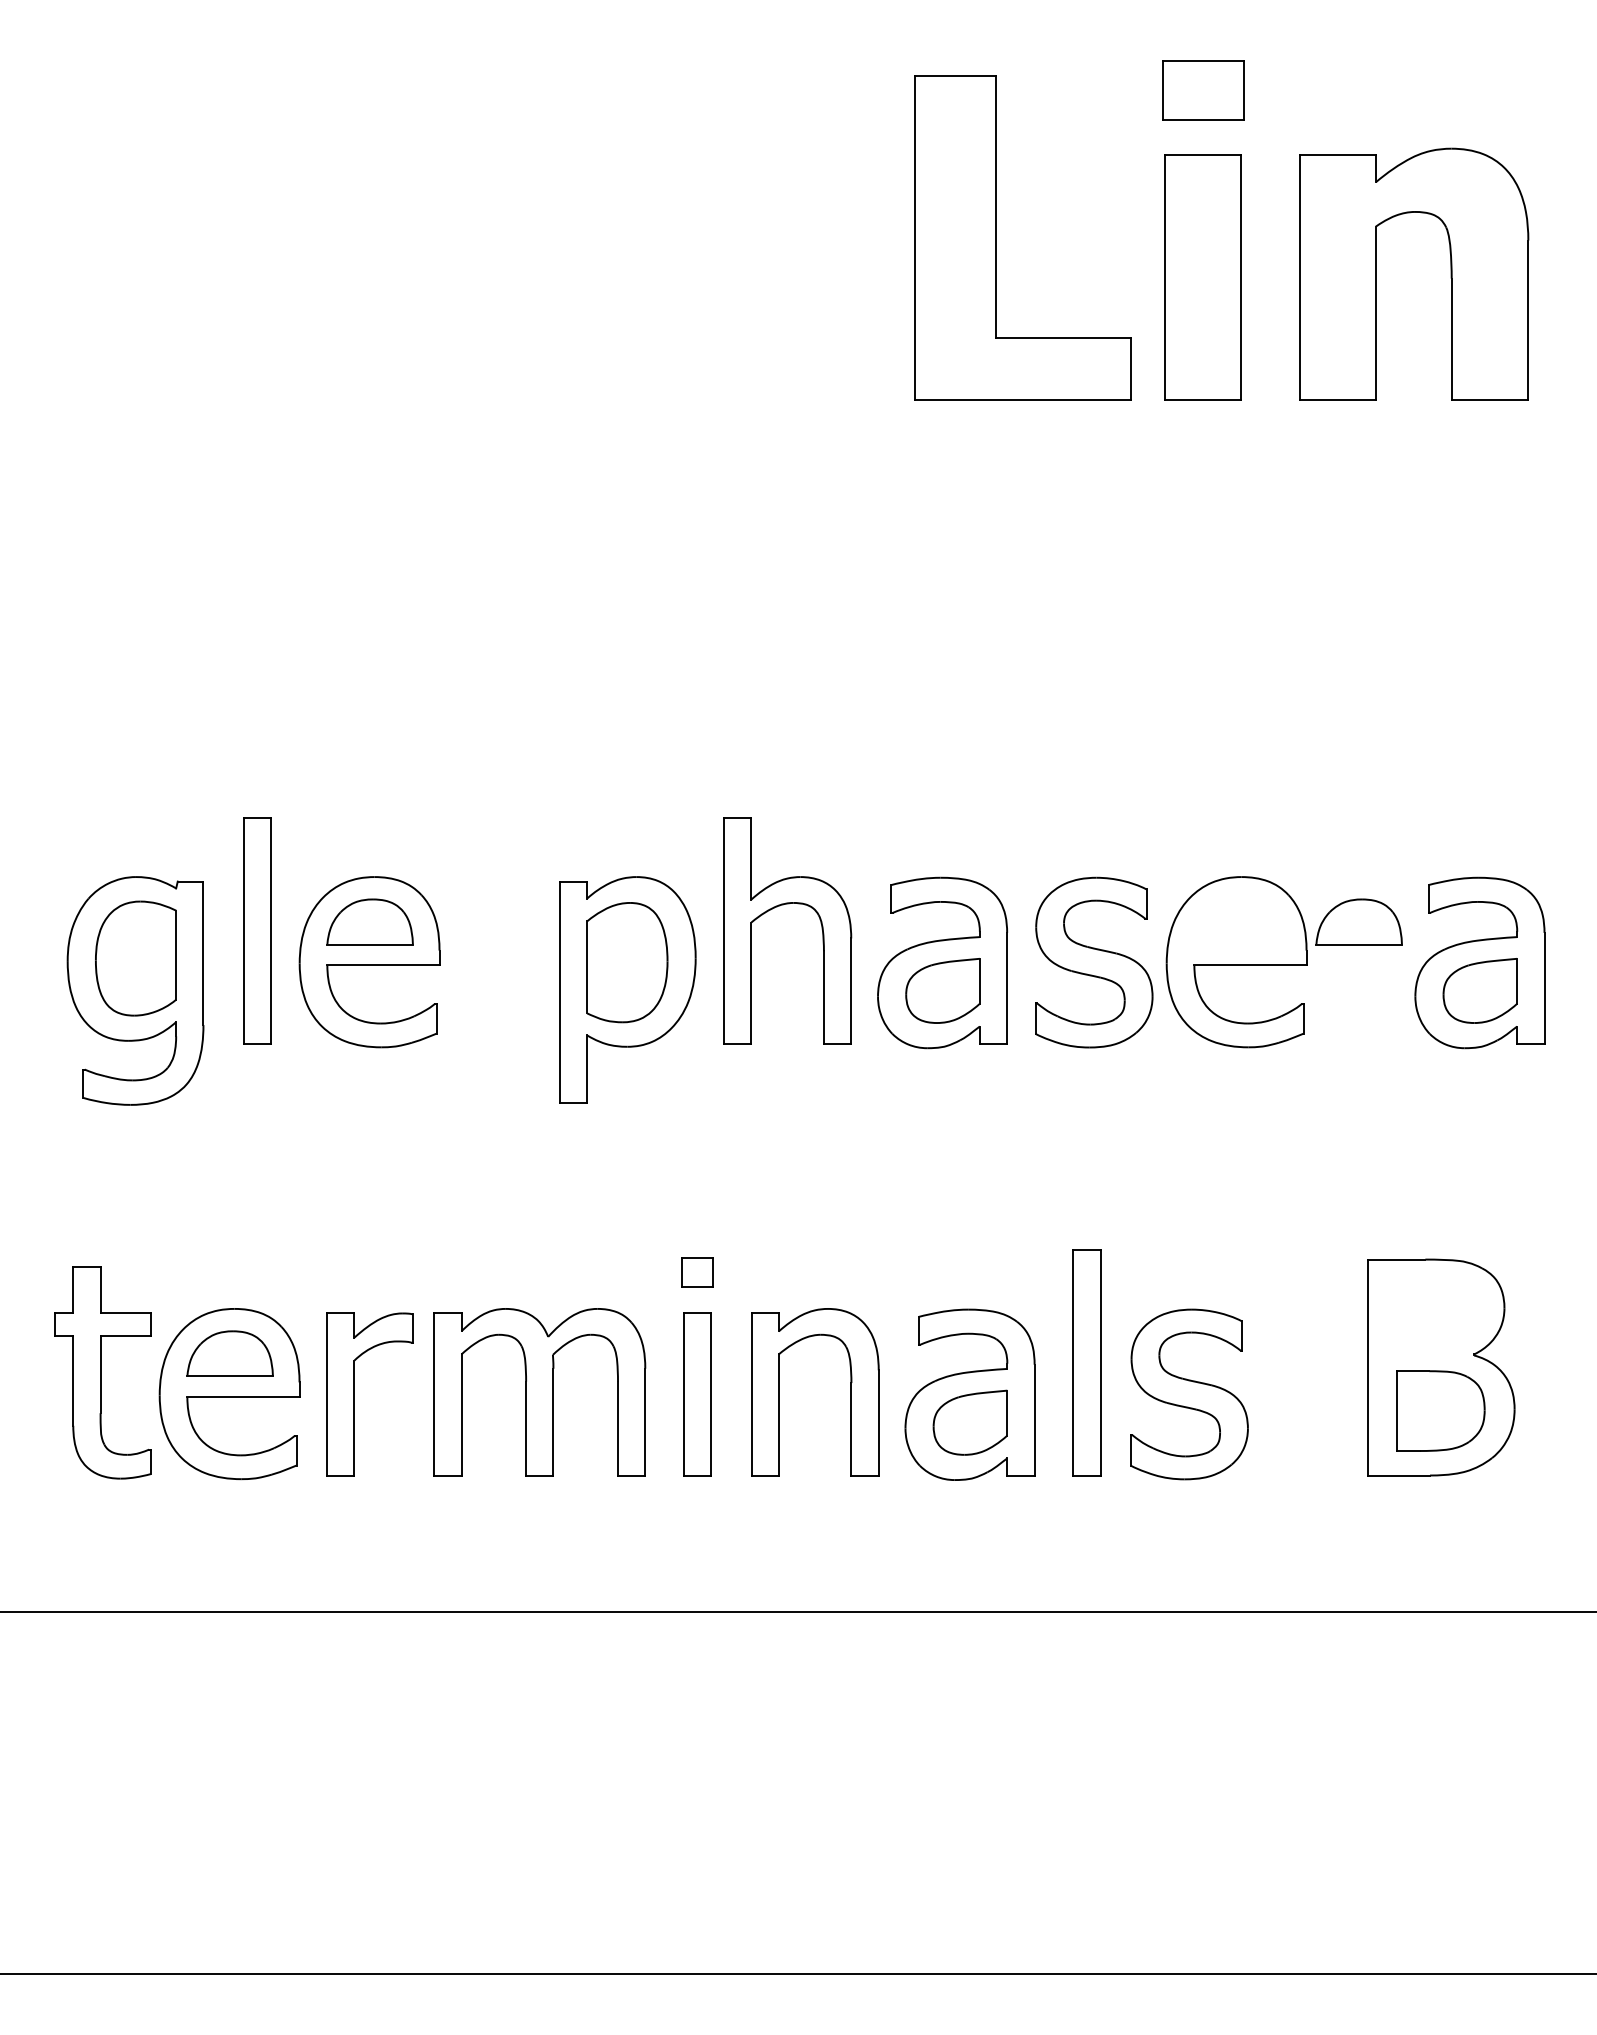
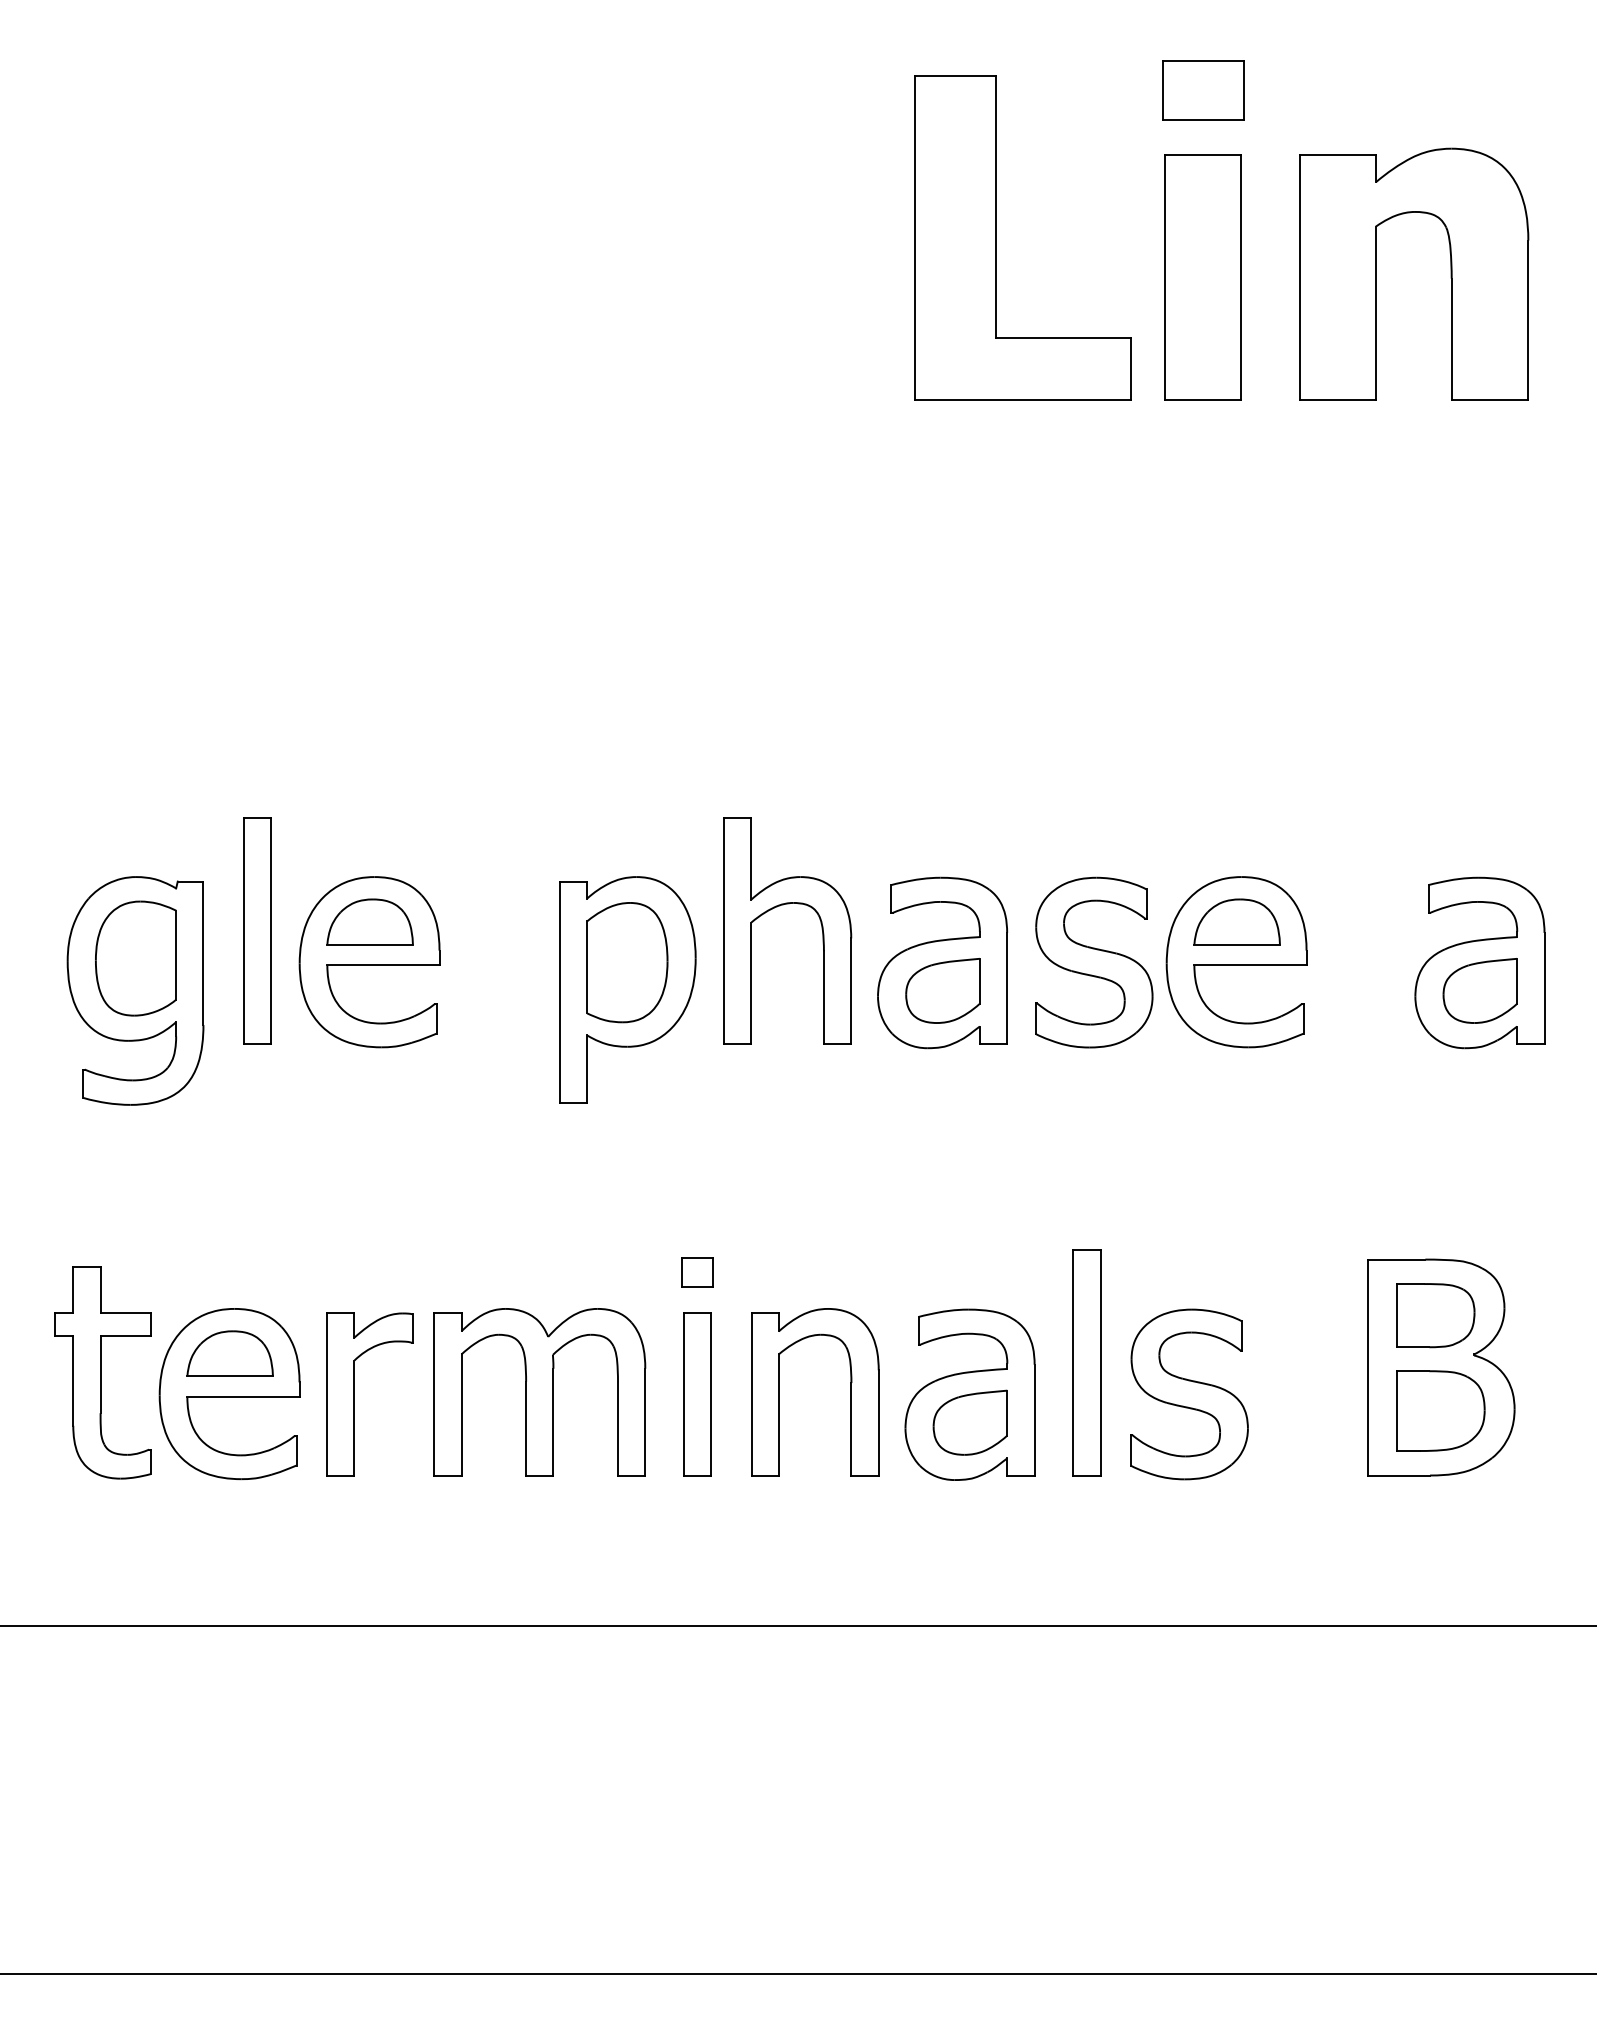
part position: (1358, 921) -> (1236, 921) (1236, 921)
part: none -> present (1435, 1315)
line position: (797, 1611) -> (797, 1625) (797, 1625)
